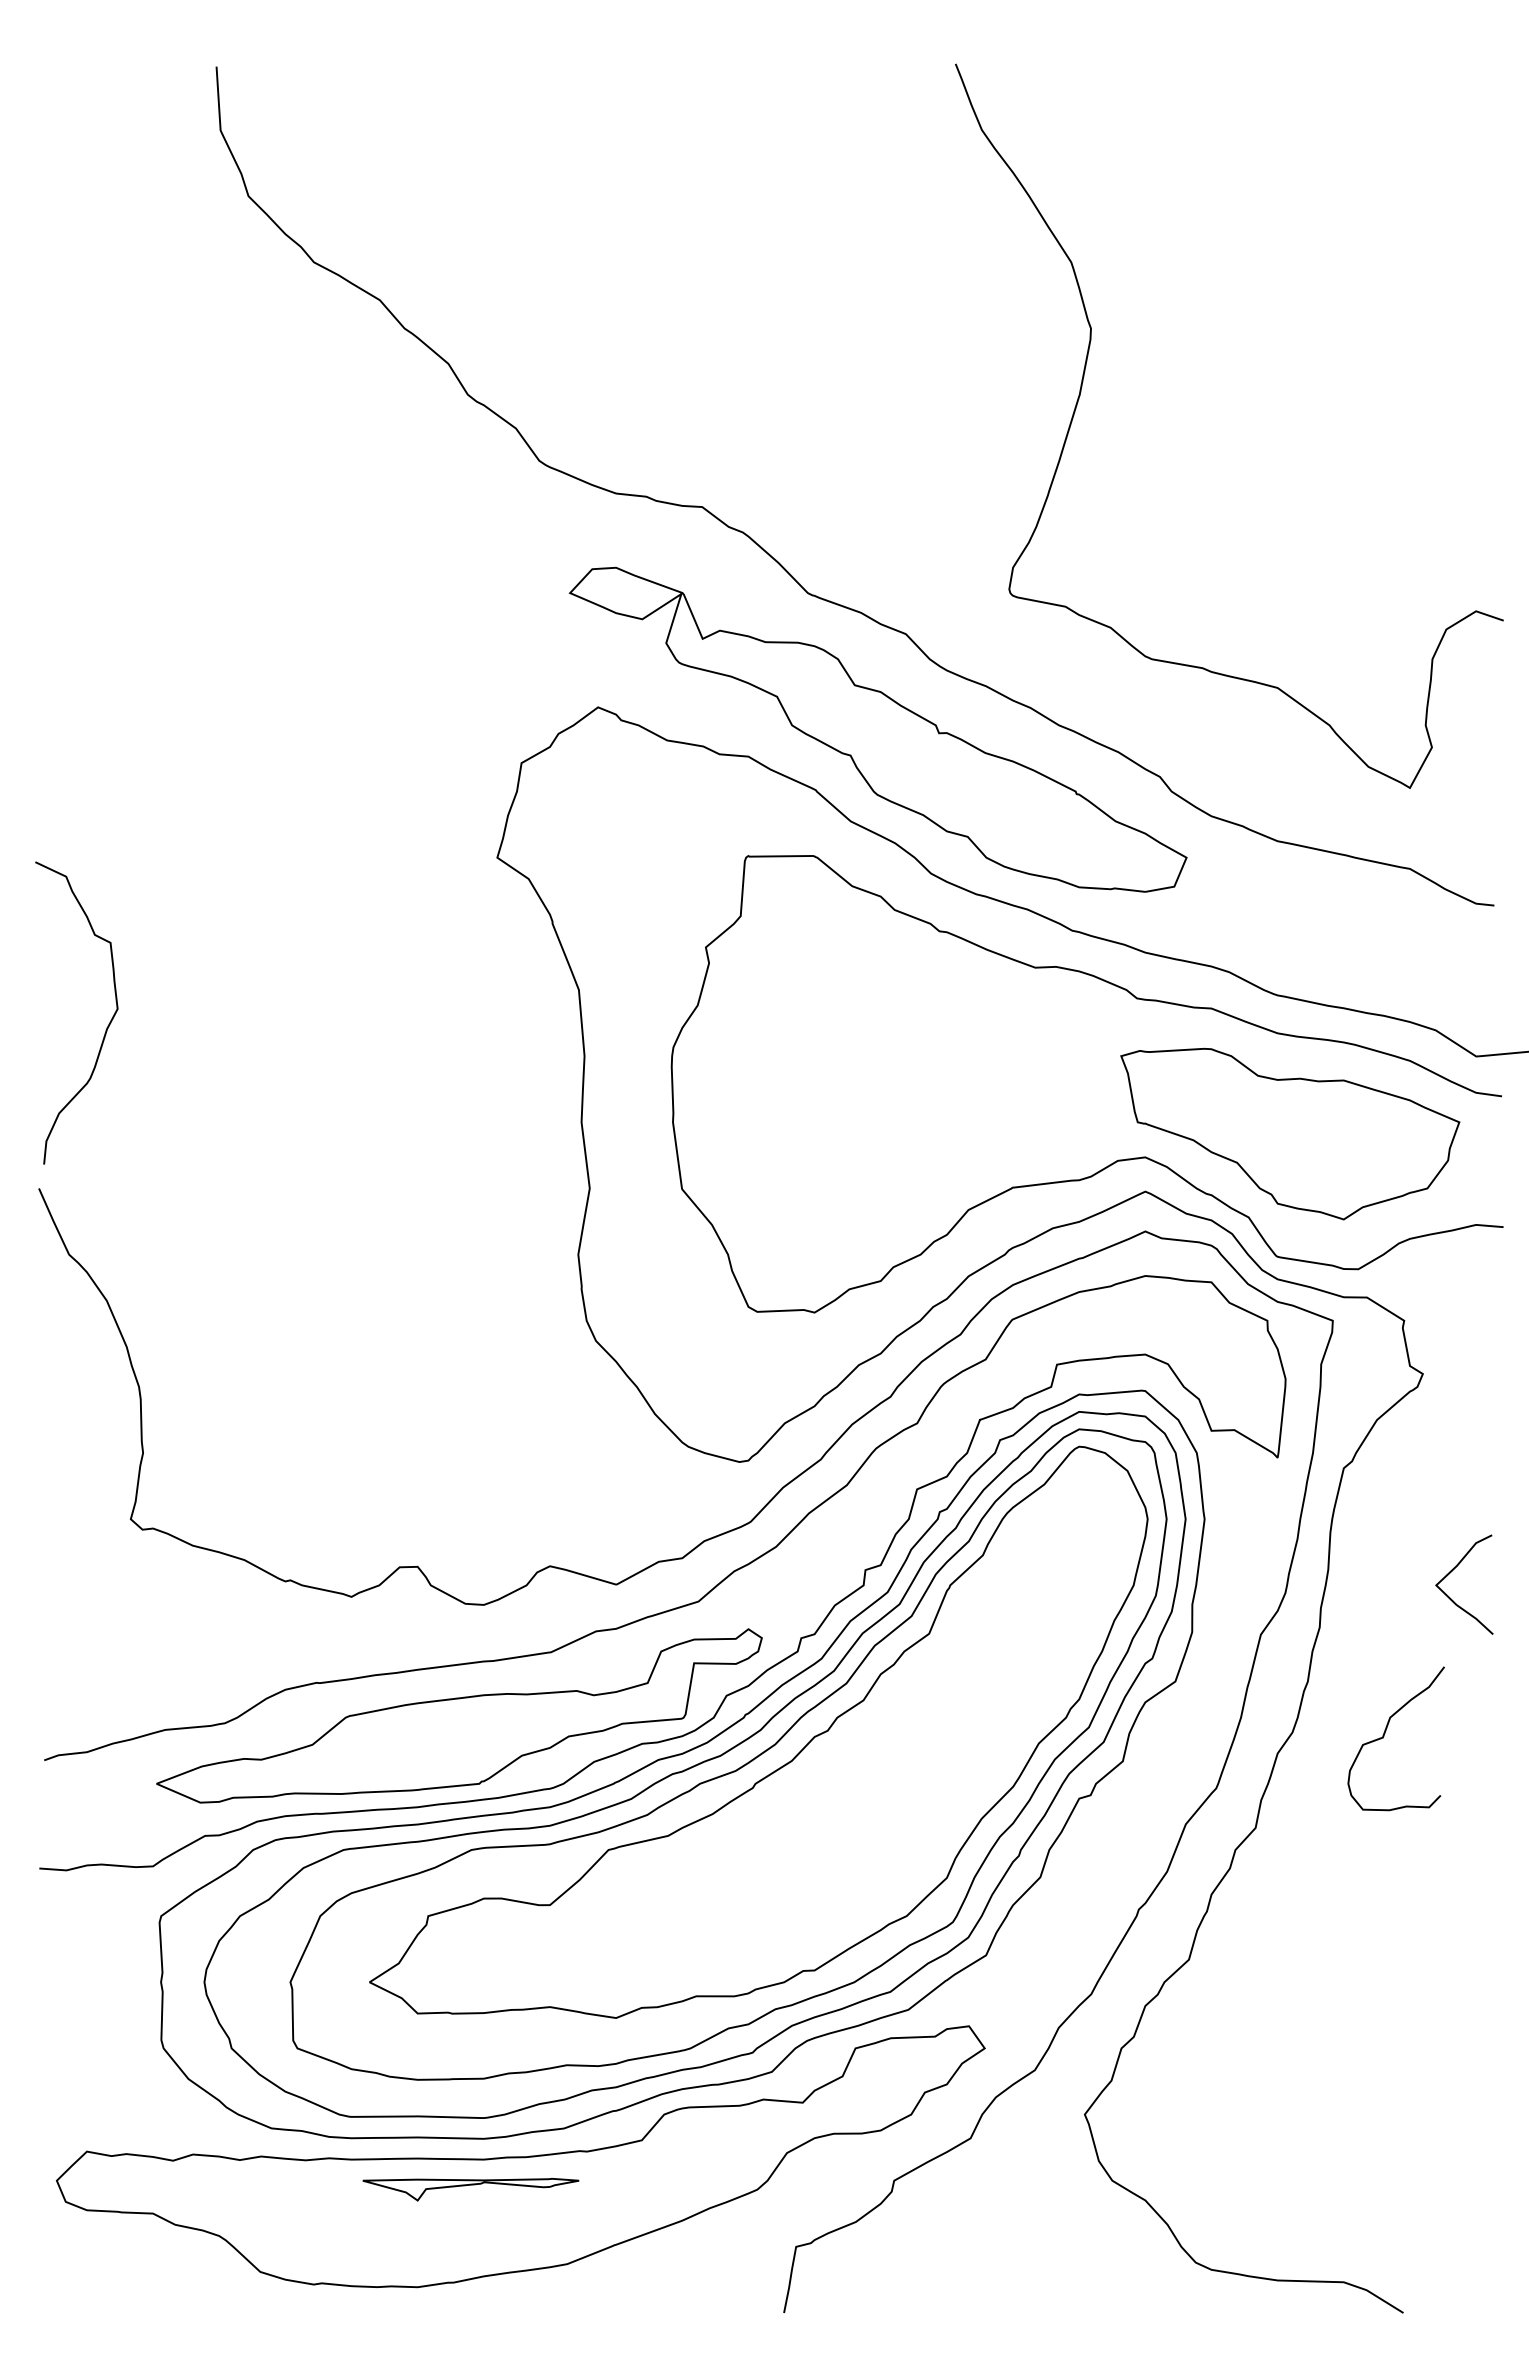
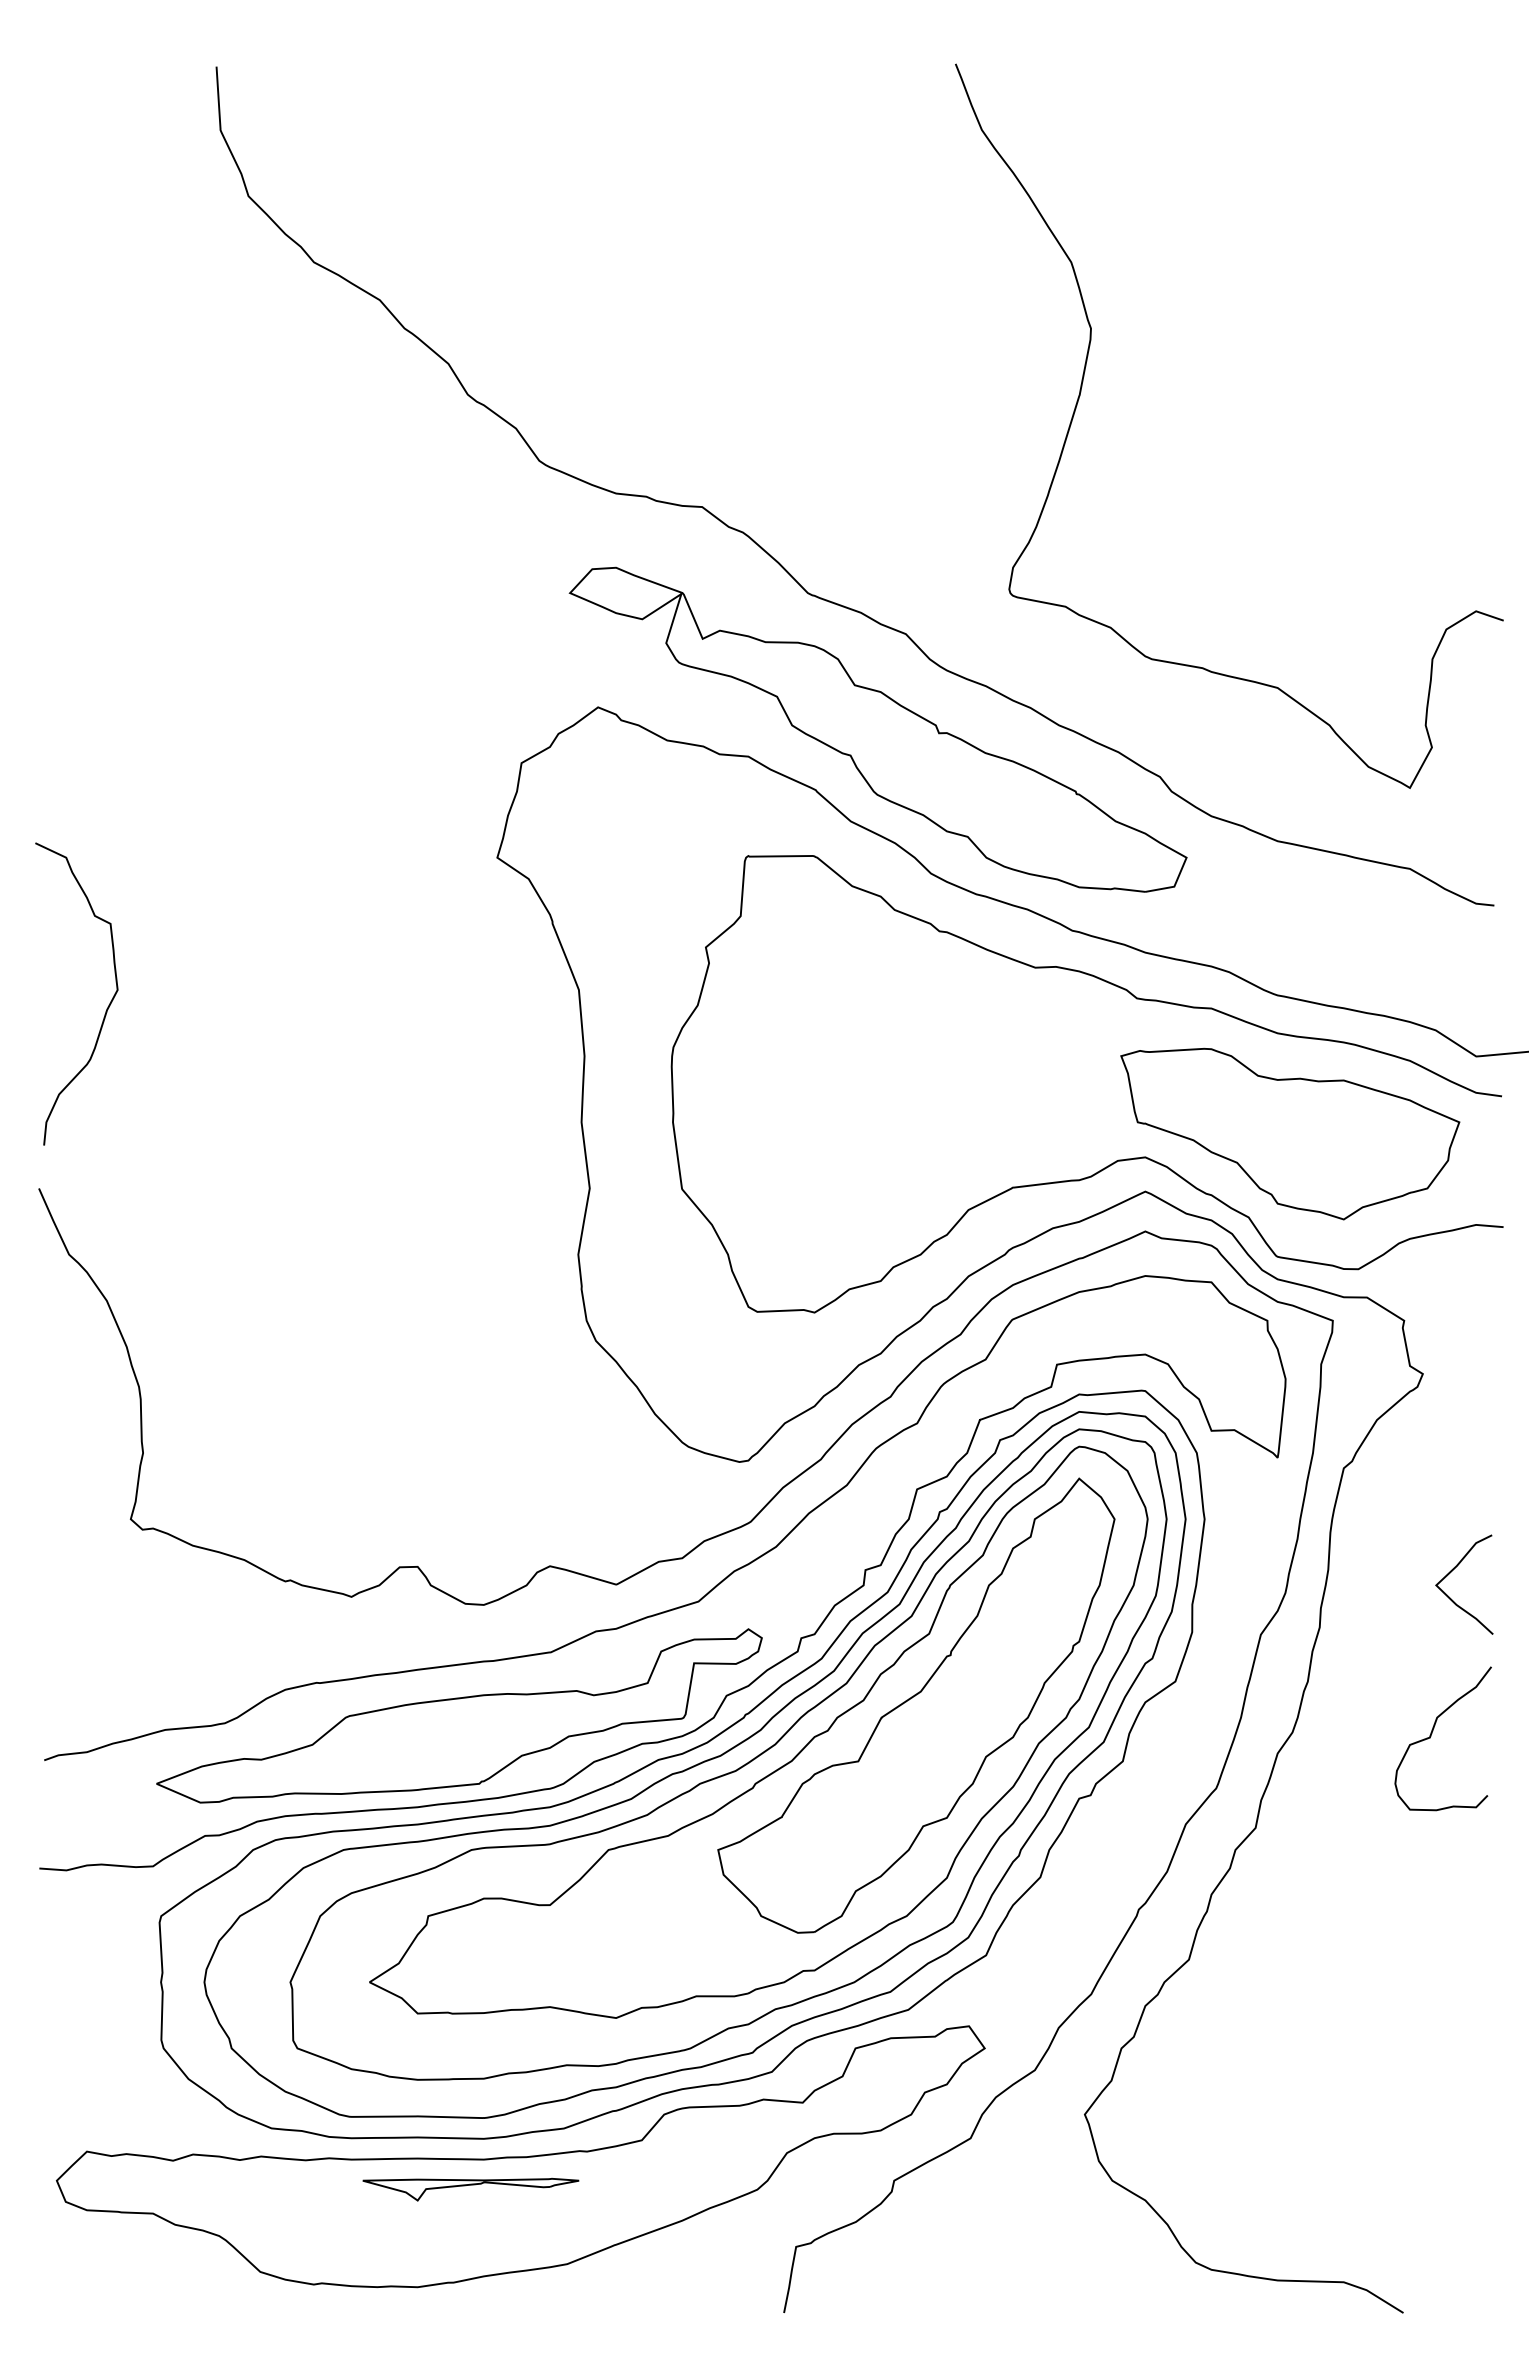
curve position: (106, 1027) -> (106, 1008) (106, 1008)
part: none -> present (916, 1705)
curve position: (1385, 1733) -> (1432, 1733) (1432, 1733)
